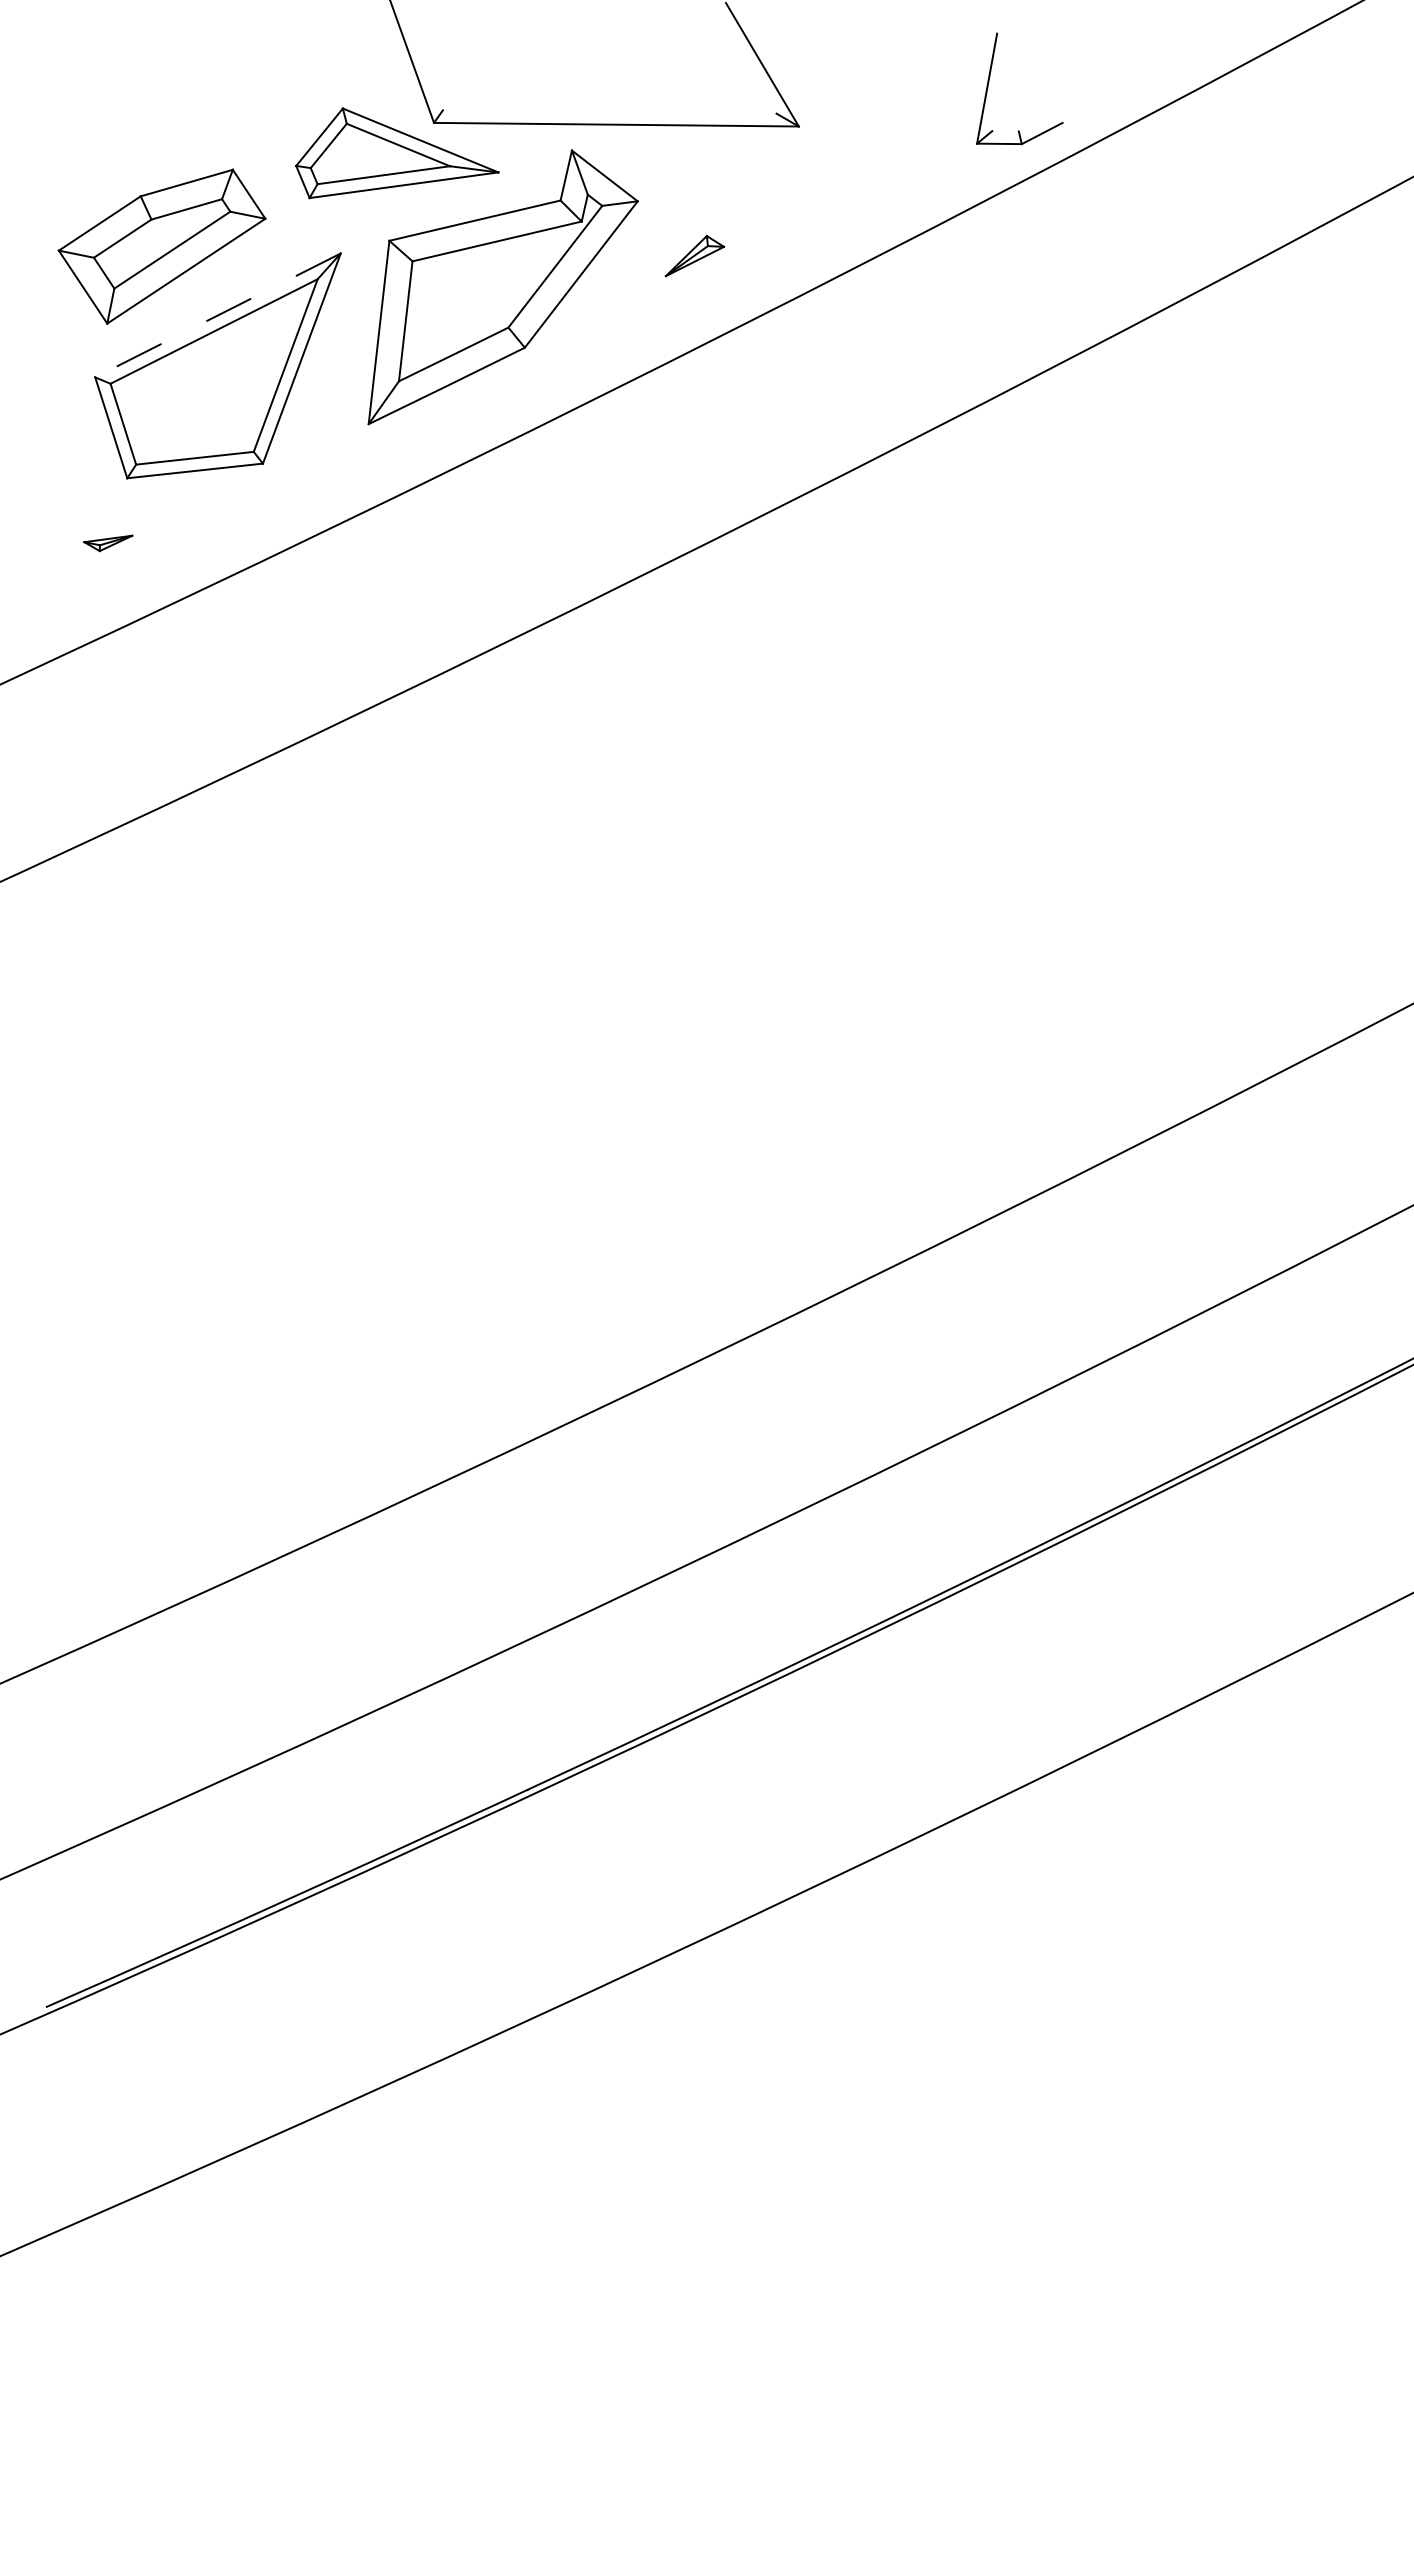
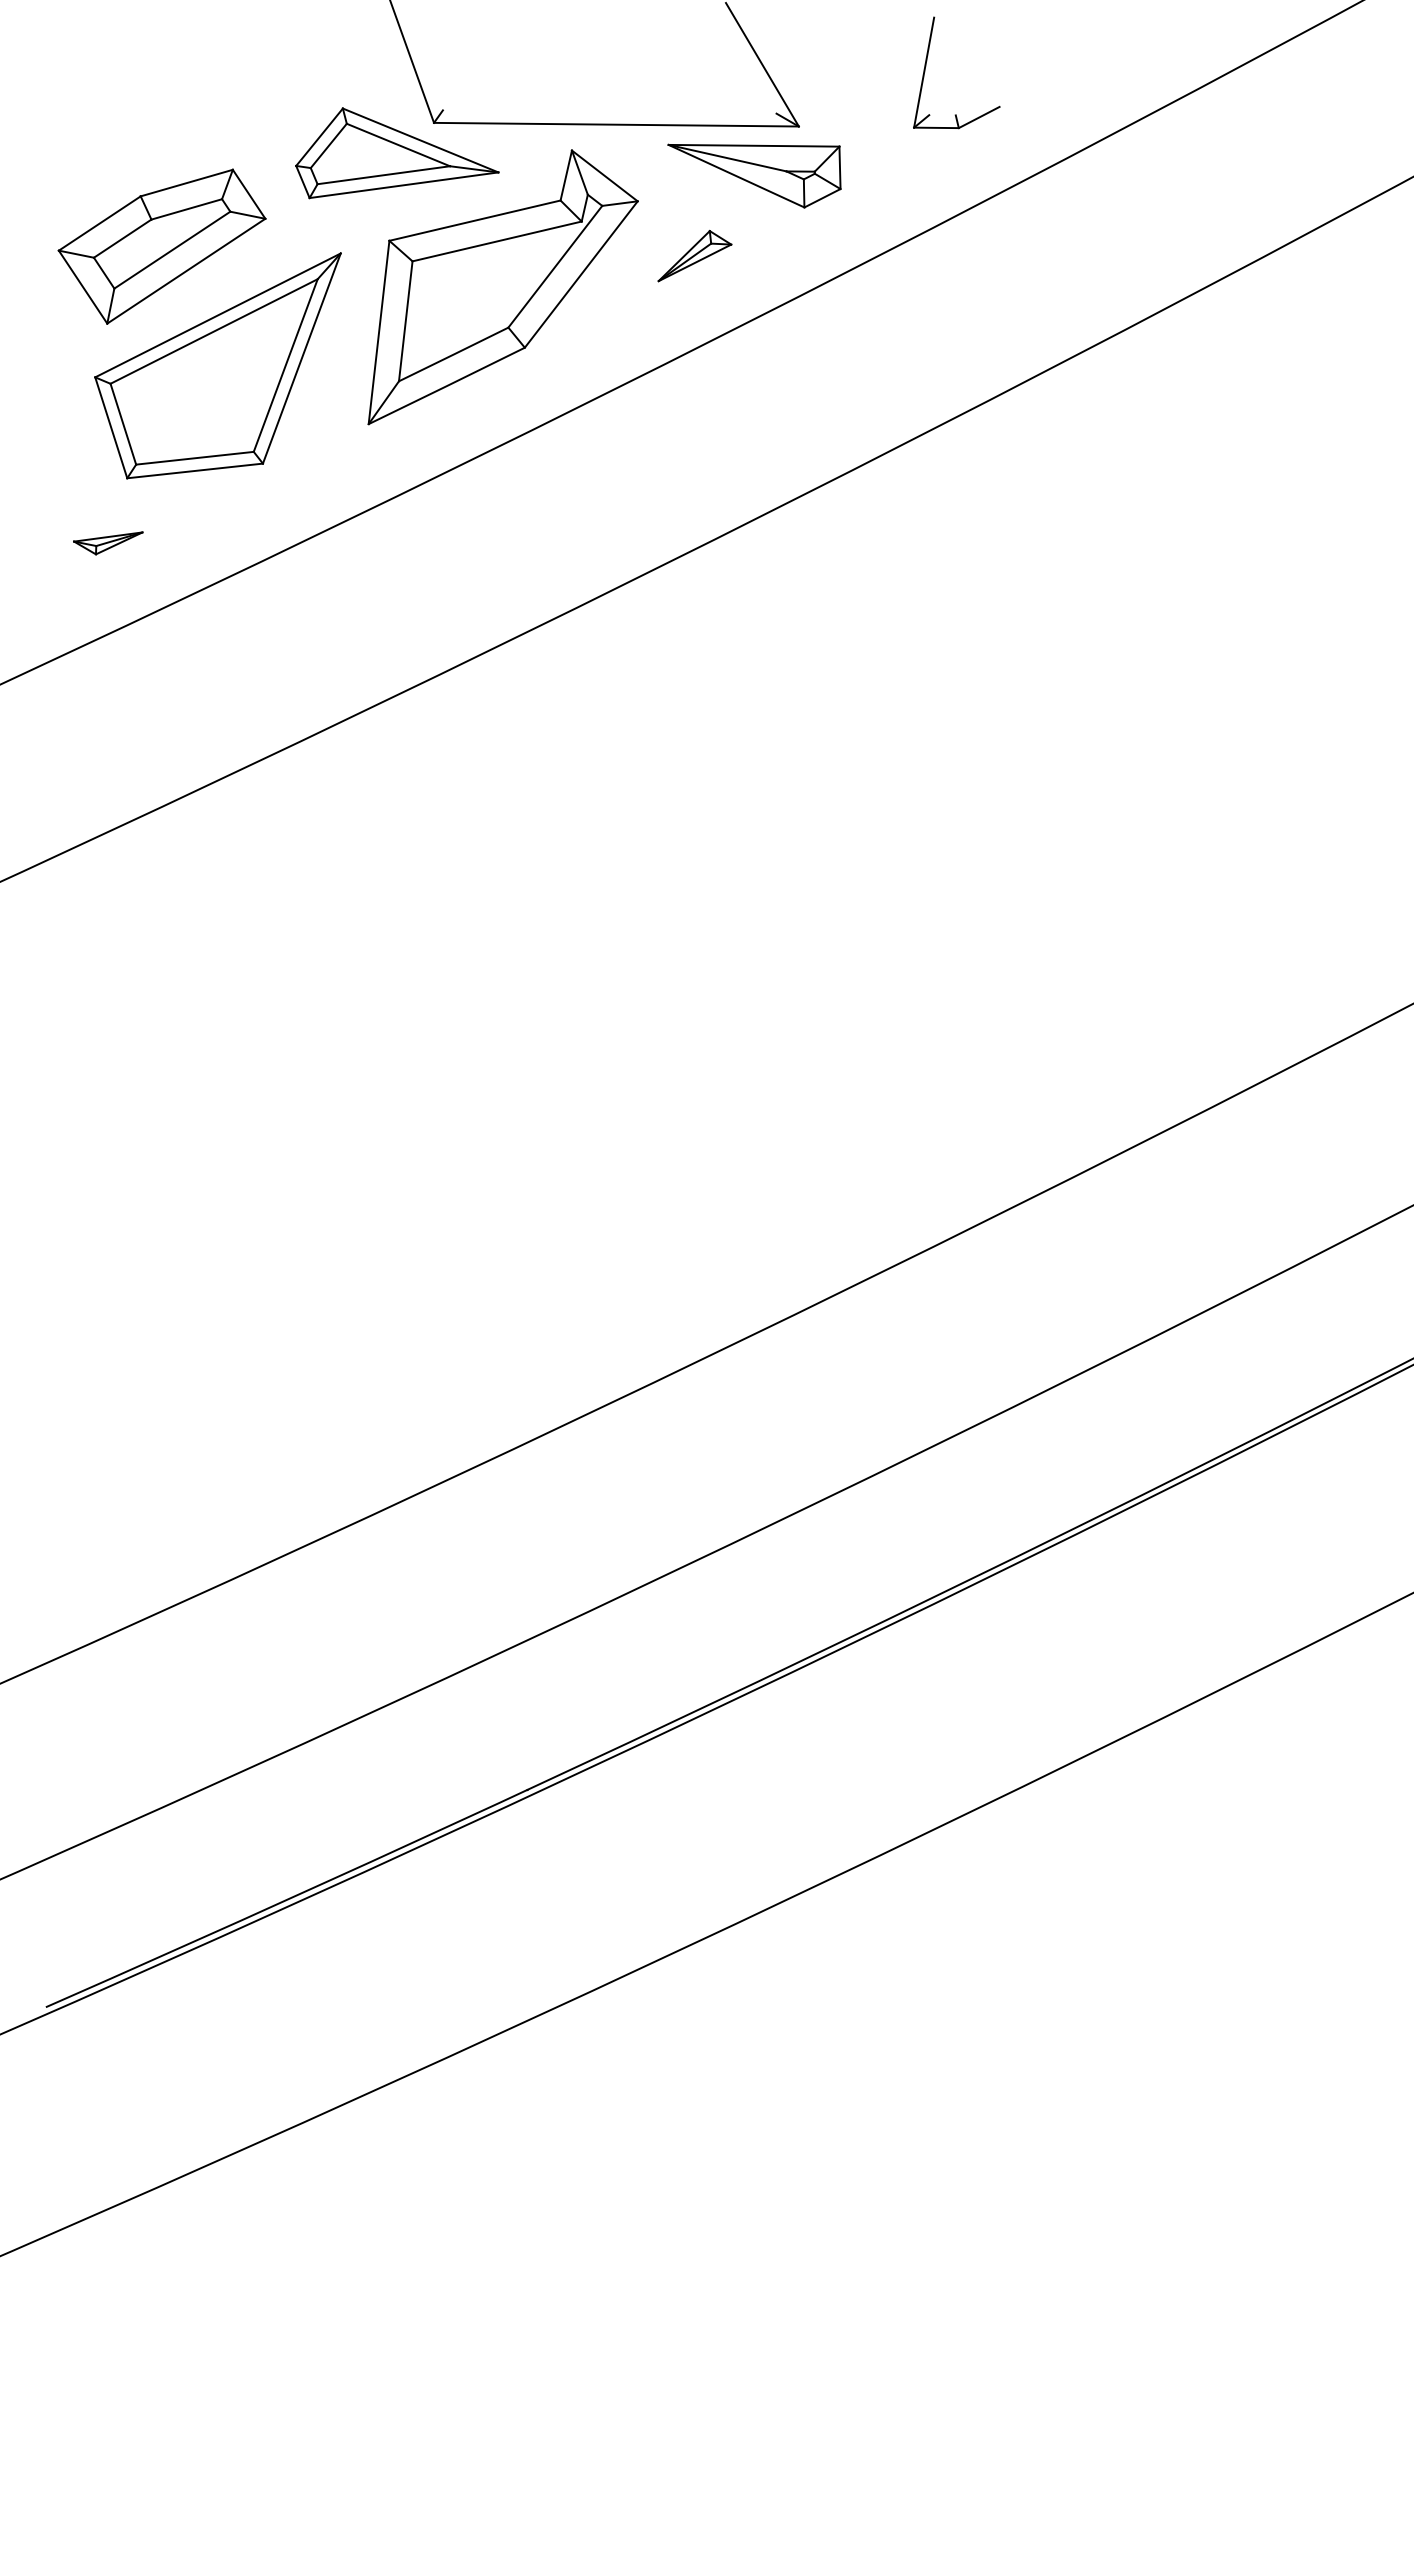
part position: (989, 82) -> (926, 66) (926, 66)
part: none -> present (754, 175)
part size: 62x44 px -> 76x54 px (694, 255)
line: dashed -> solid (217, 315)
part size: 51x19 px -> 71x25 px (108, 543)
